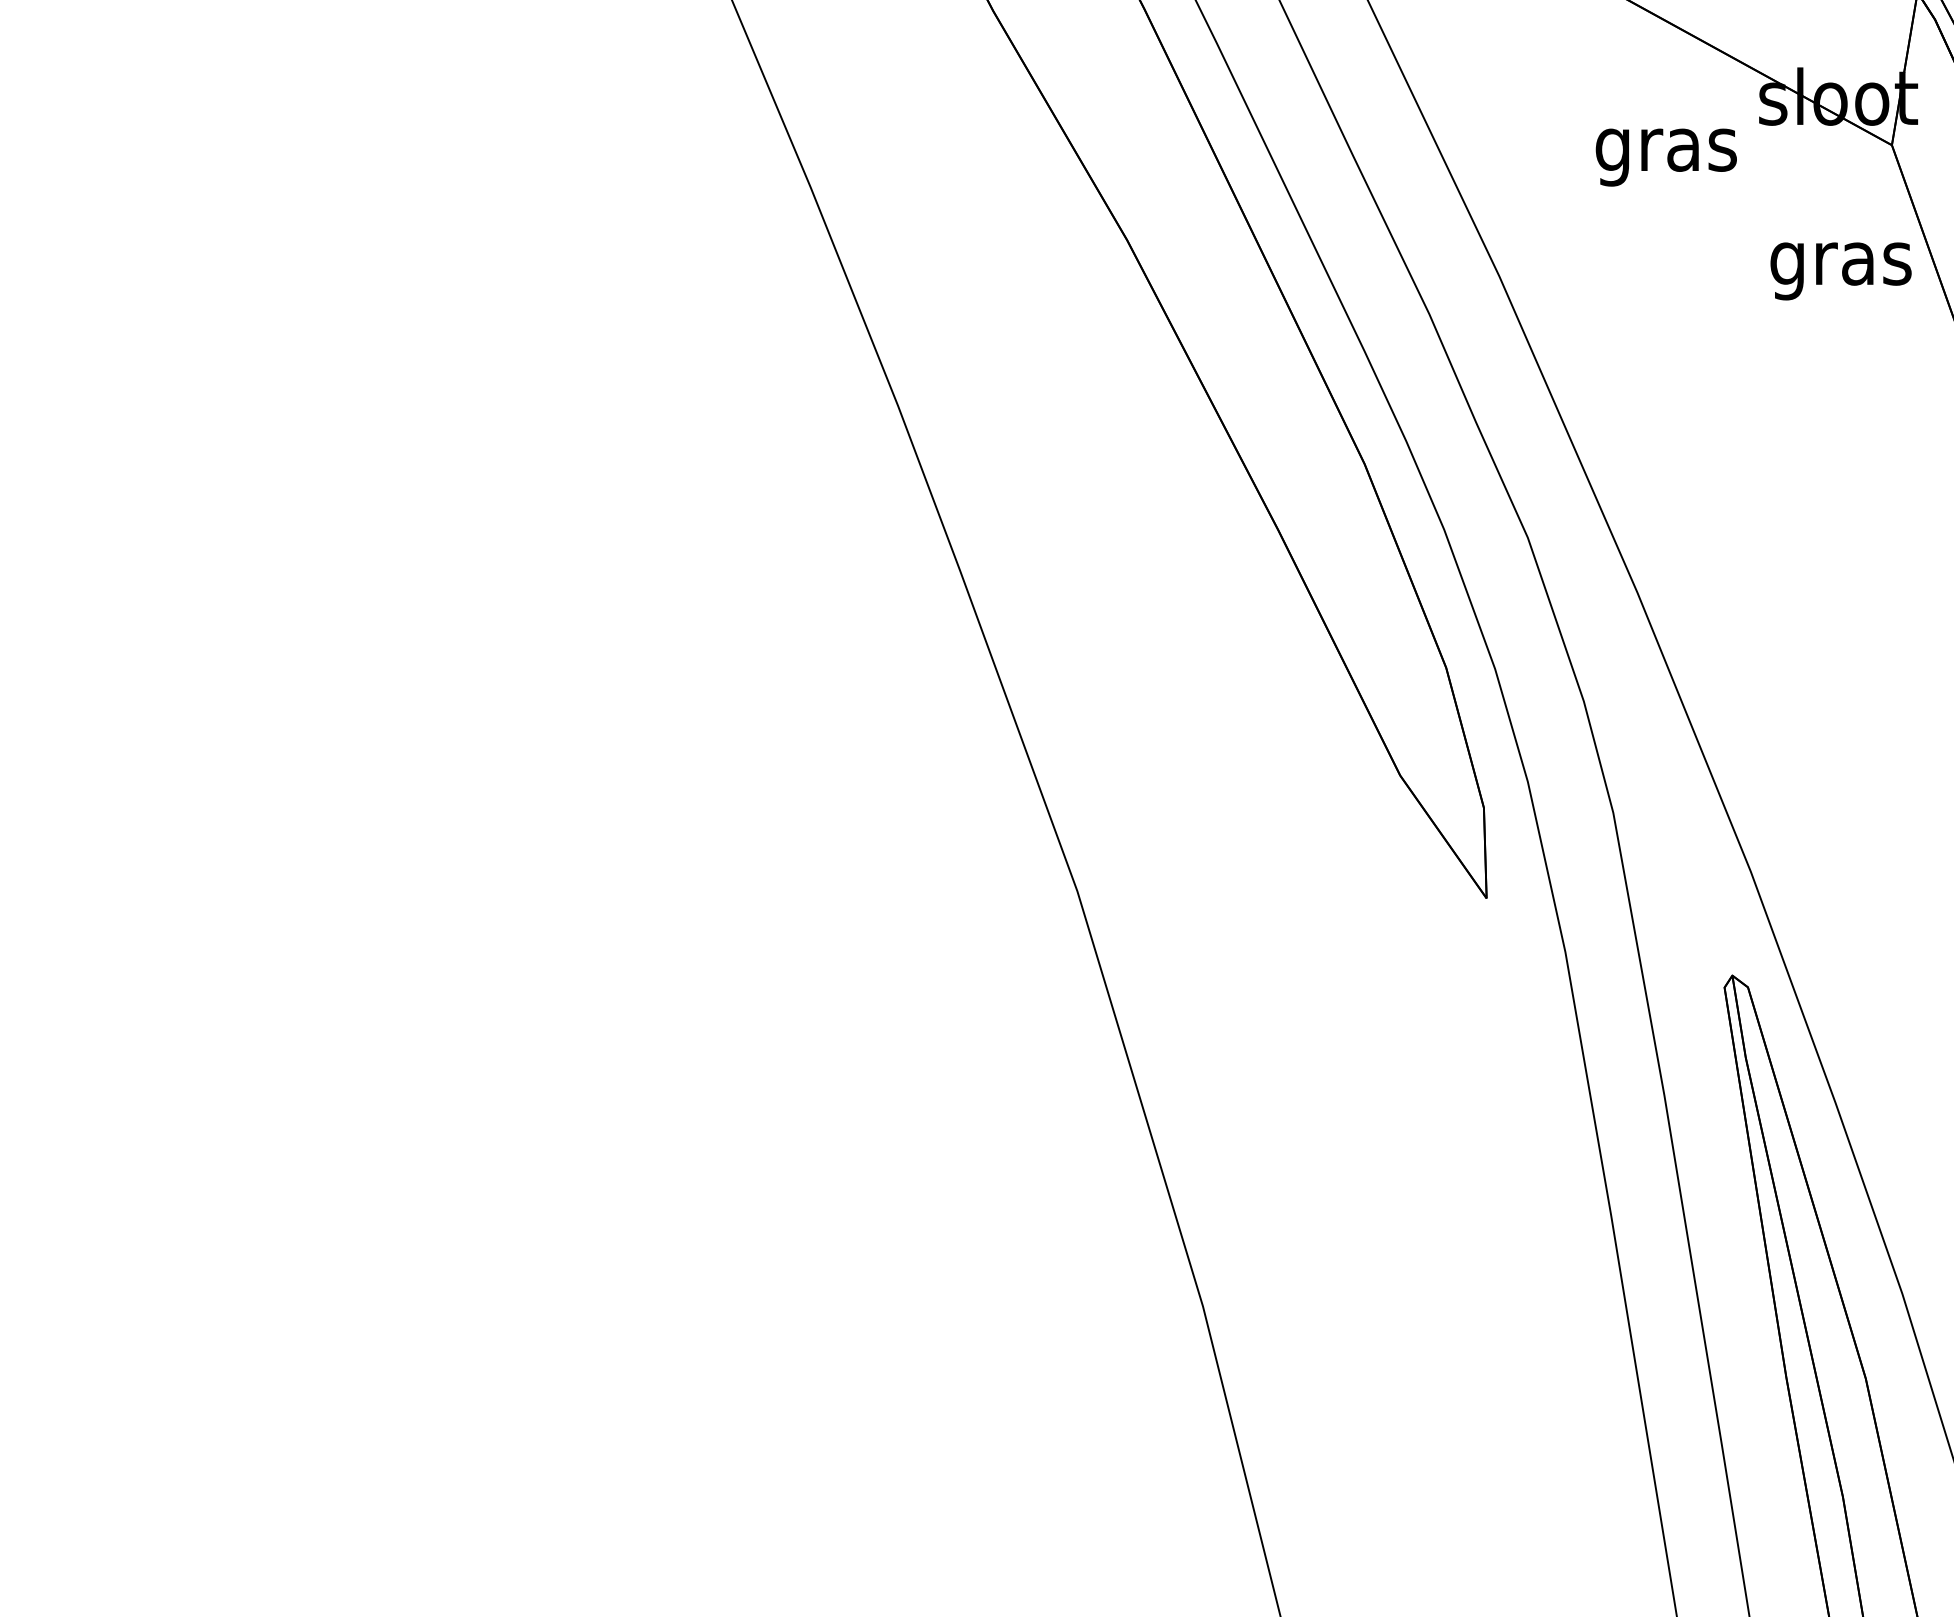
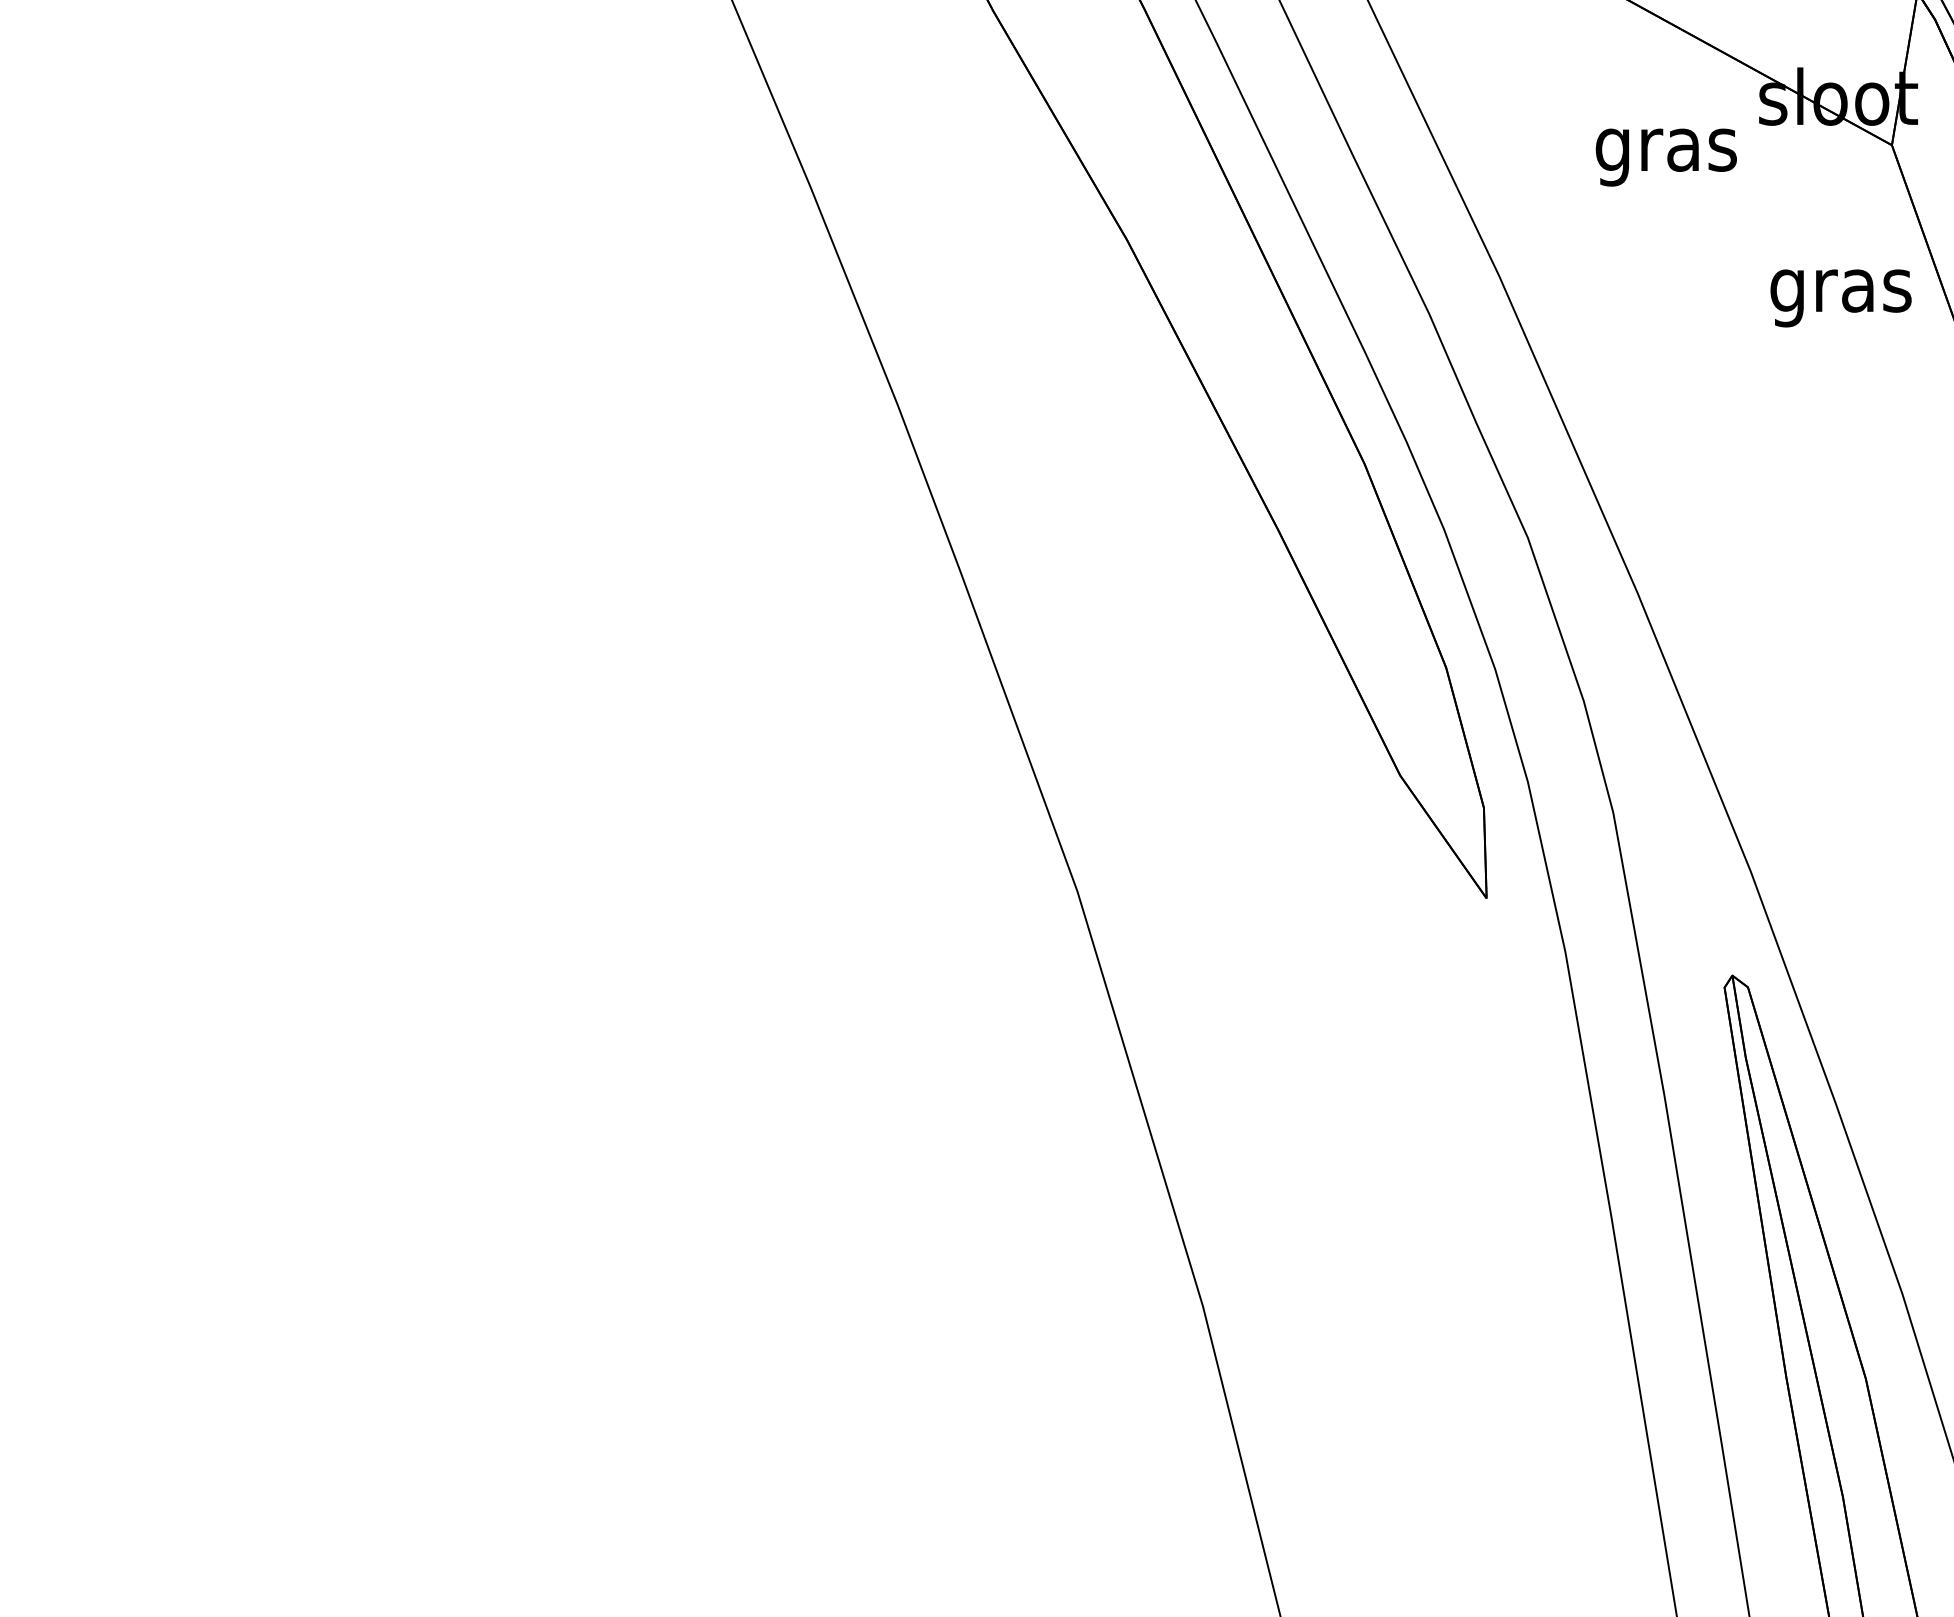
text position: (1840, 271) -> (1840, 298) (1840, 298)
